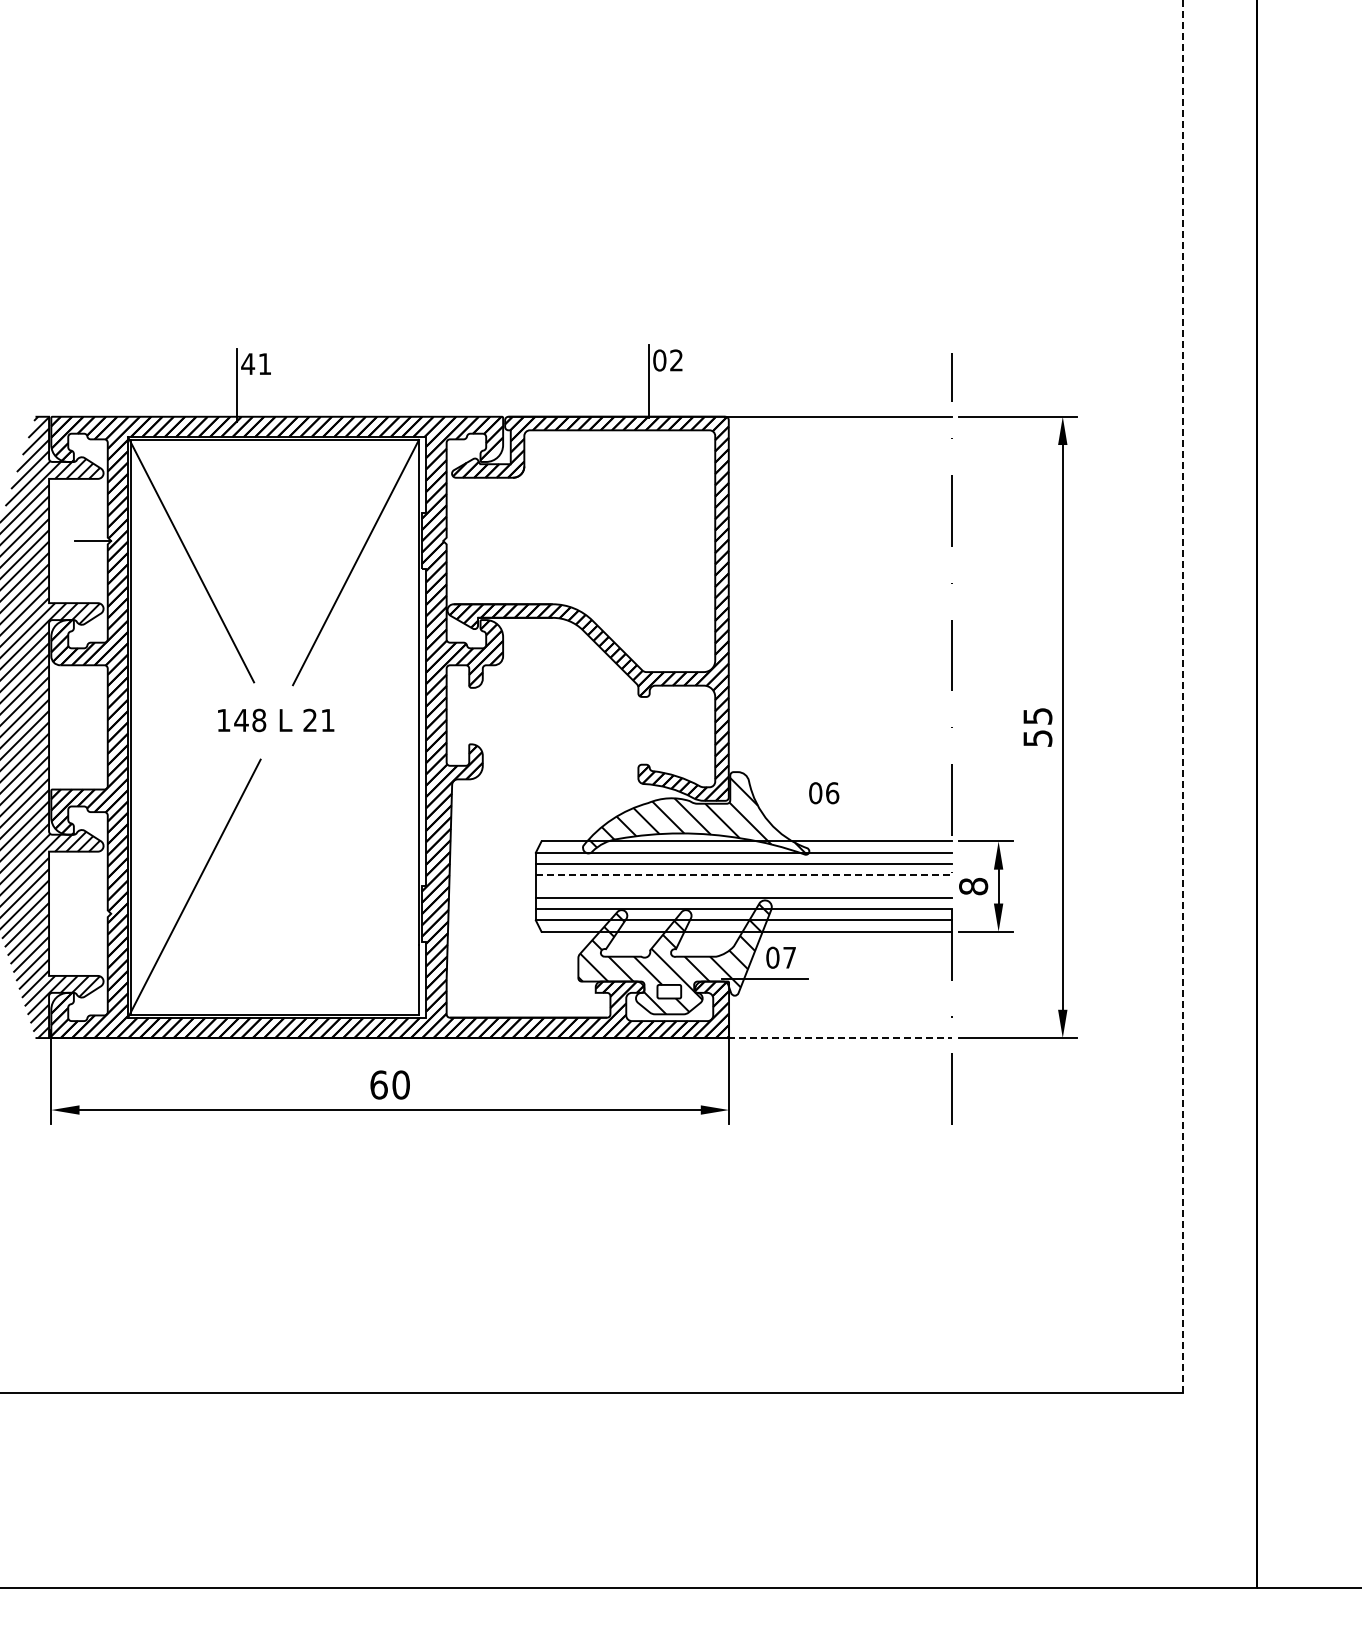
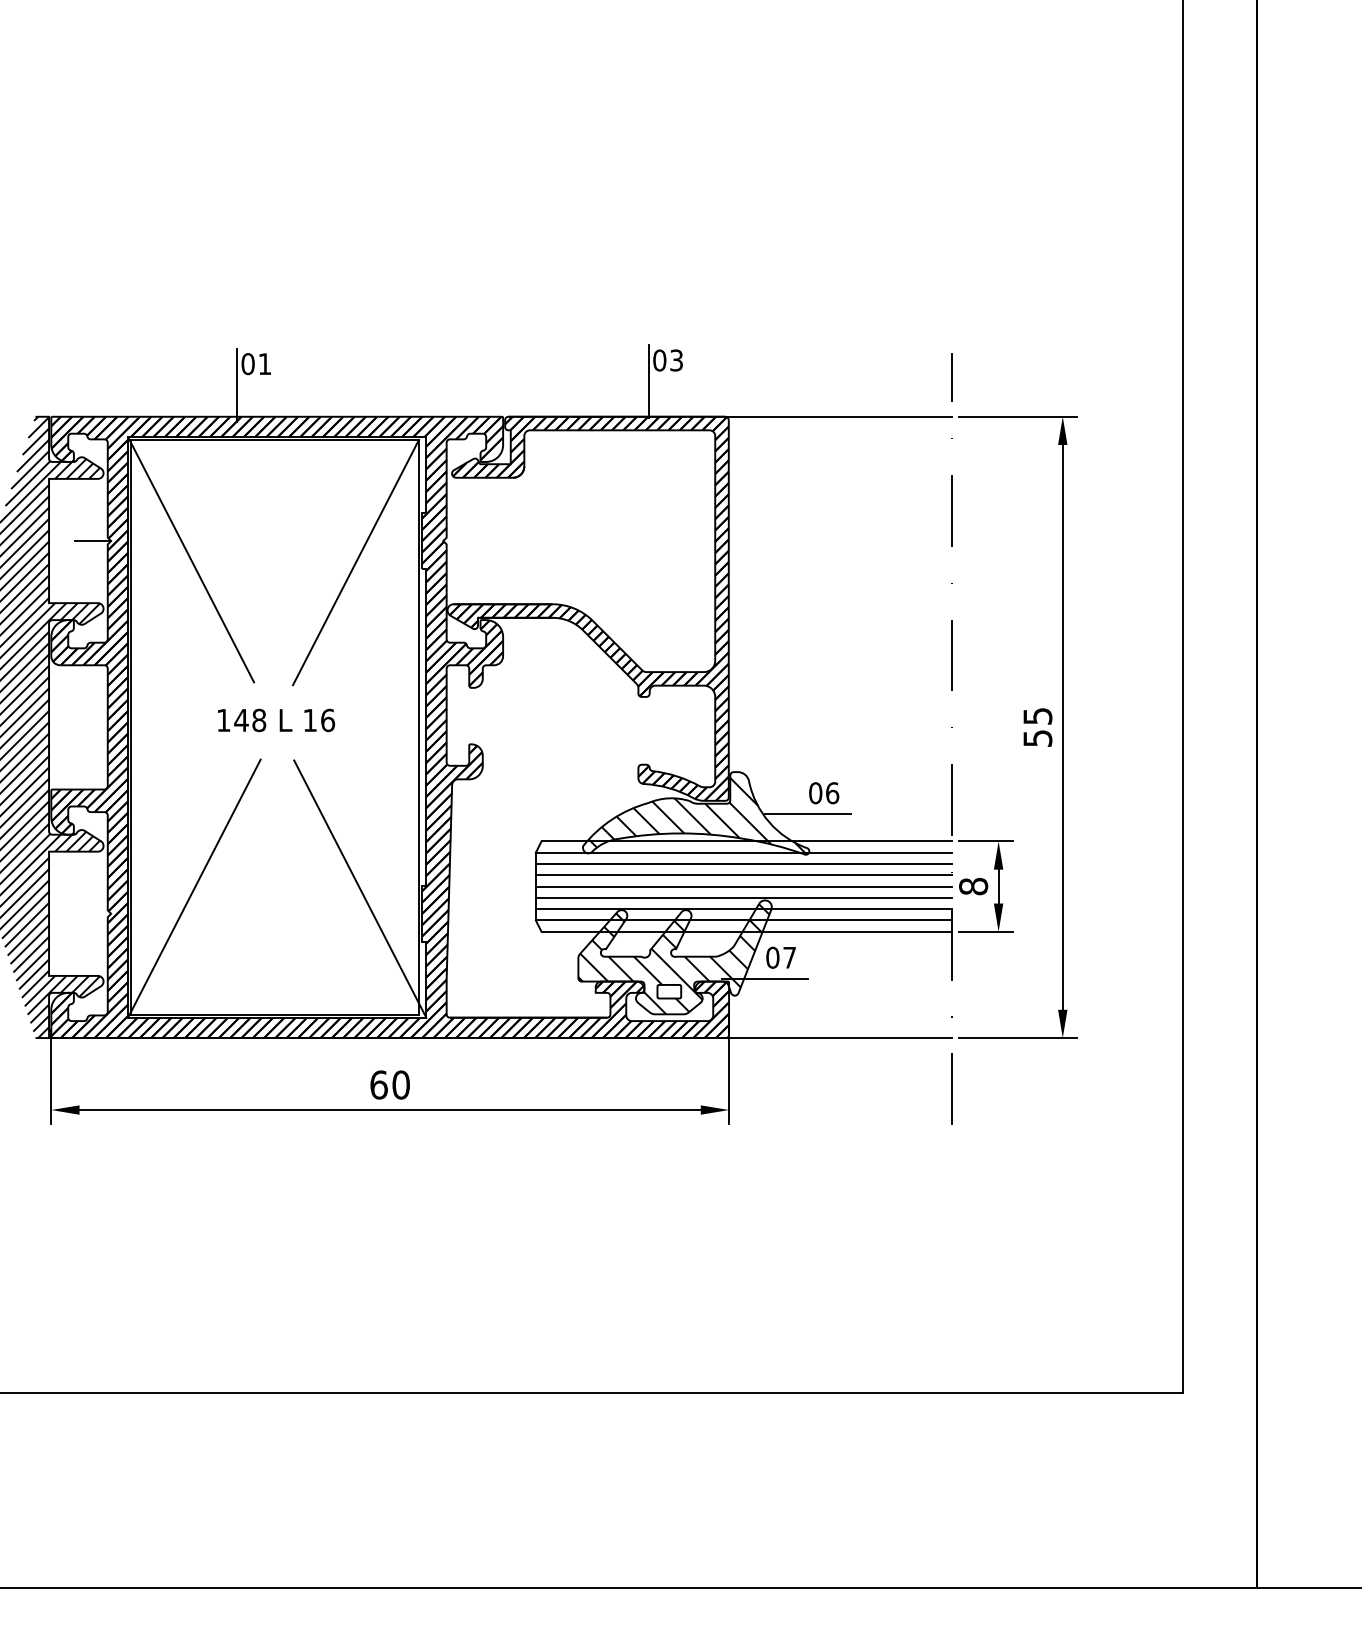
text: 02 -> 03 (676, 360)
text: 41 -> 01 (248, 364)
line: dashed -> solid (1183, 696)
text: 21 -> 16 (319, 720)
line: none -> present (807, 814)
line: dashed -> solid (743, 875)
line: none -> present (743, 886)
line: none -> present (360, 888)
line: dashed -> solid (839, 1038)
